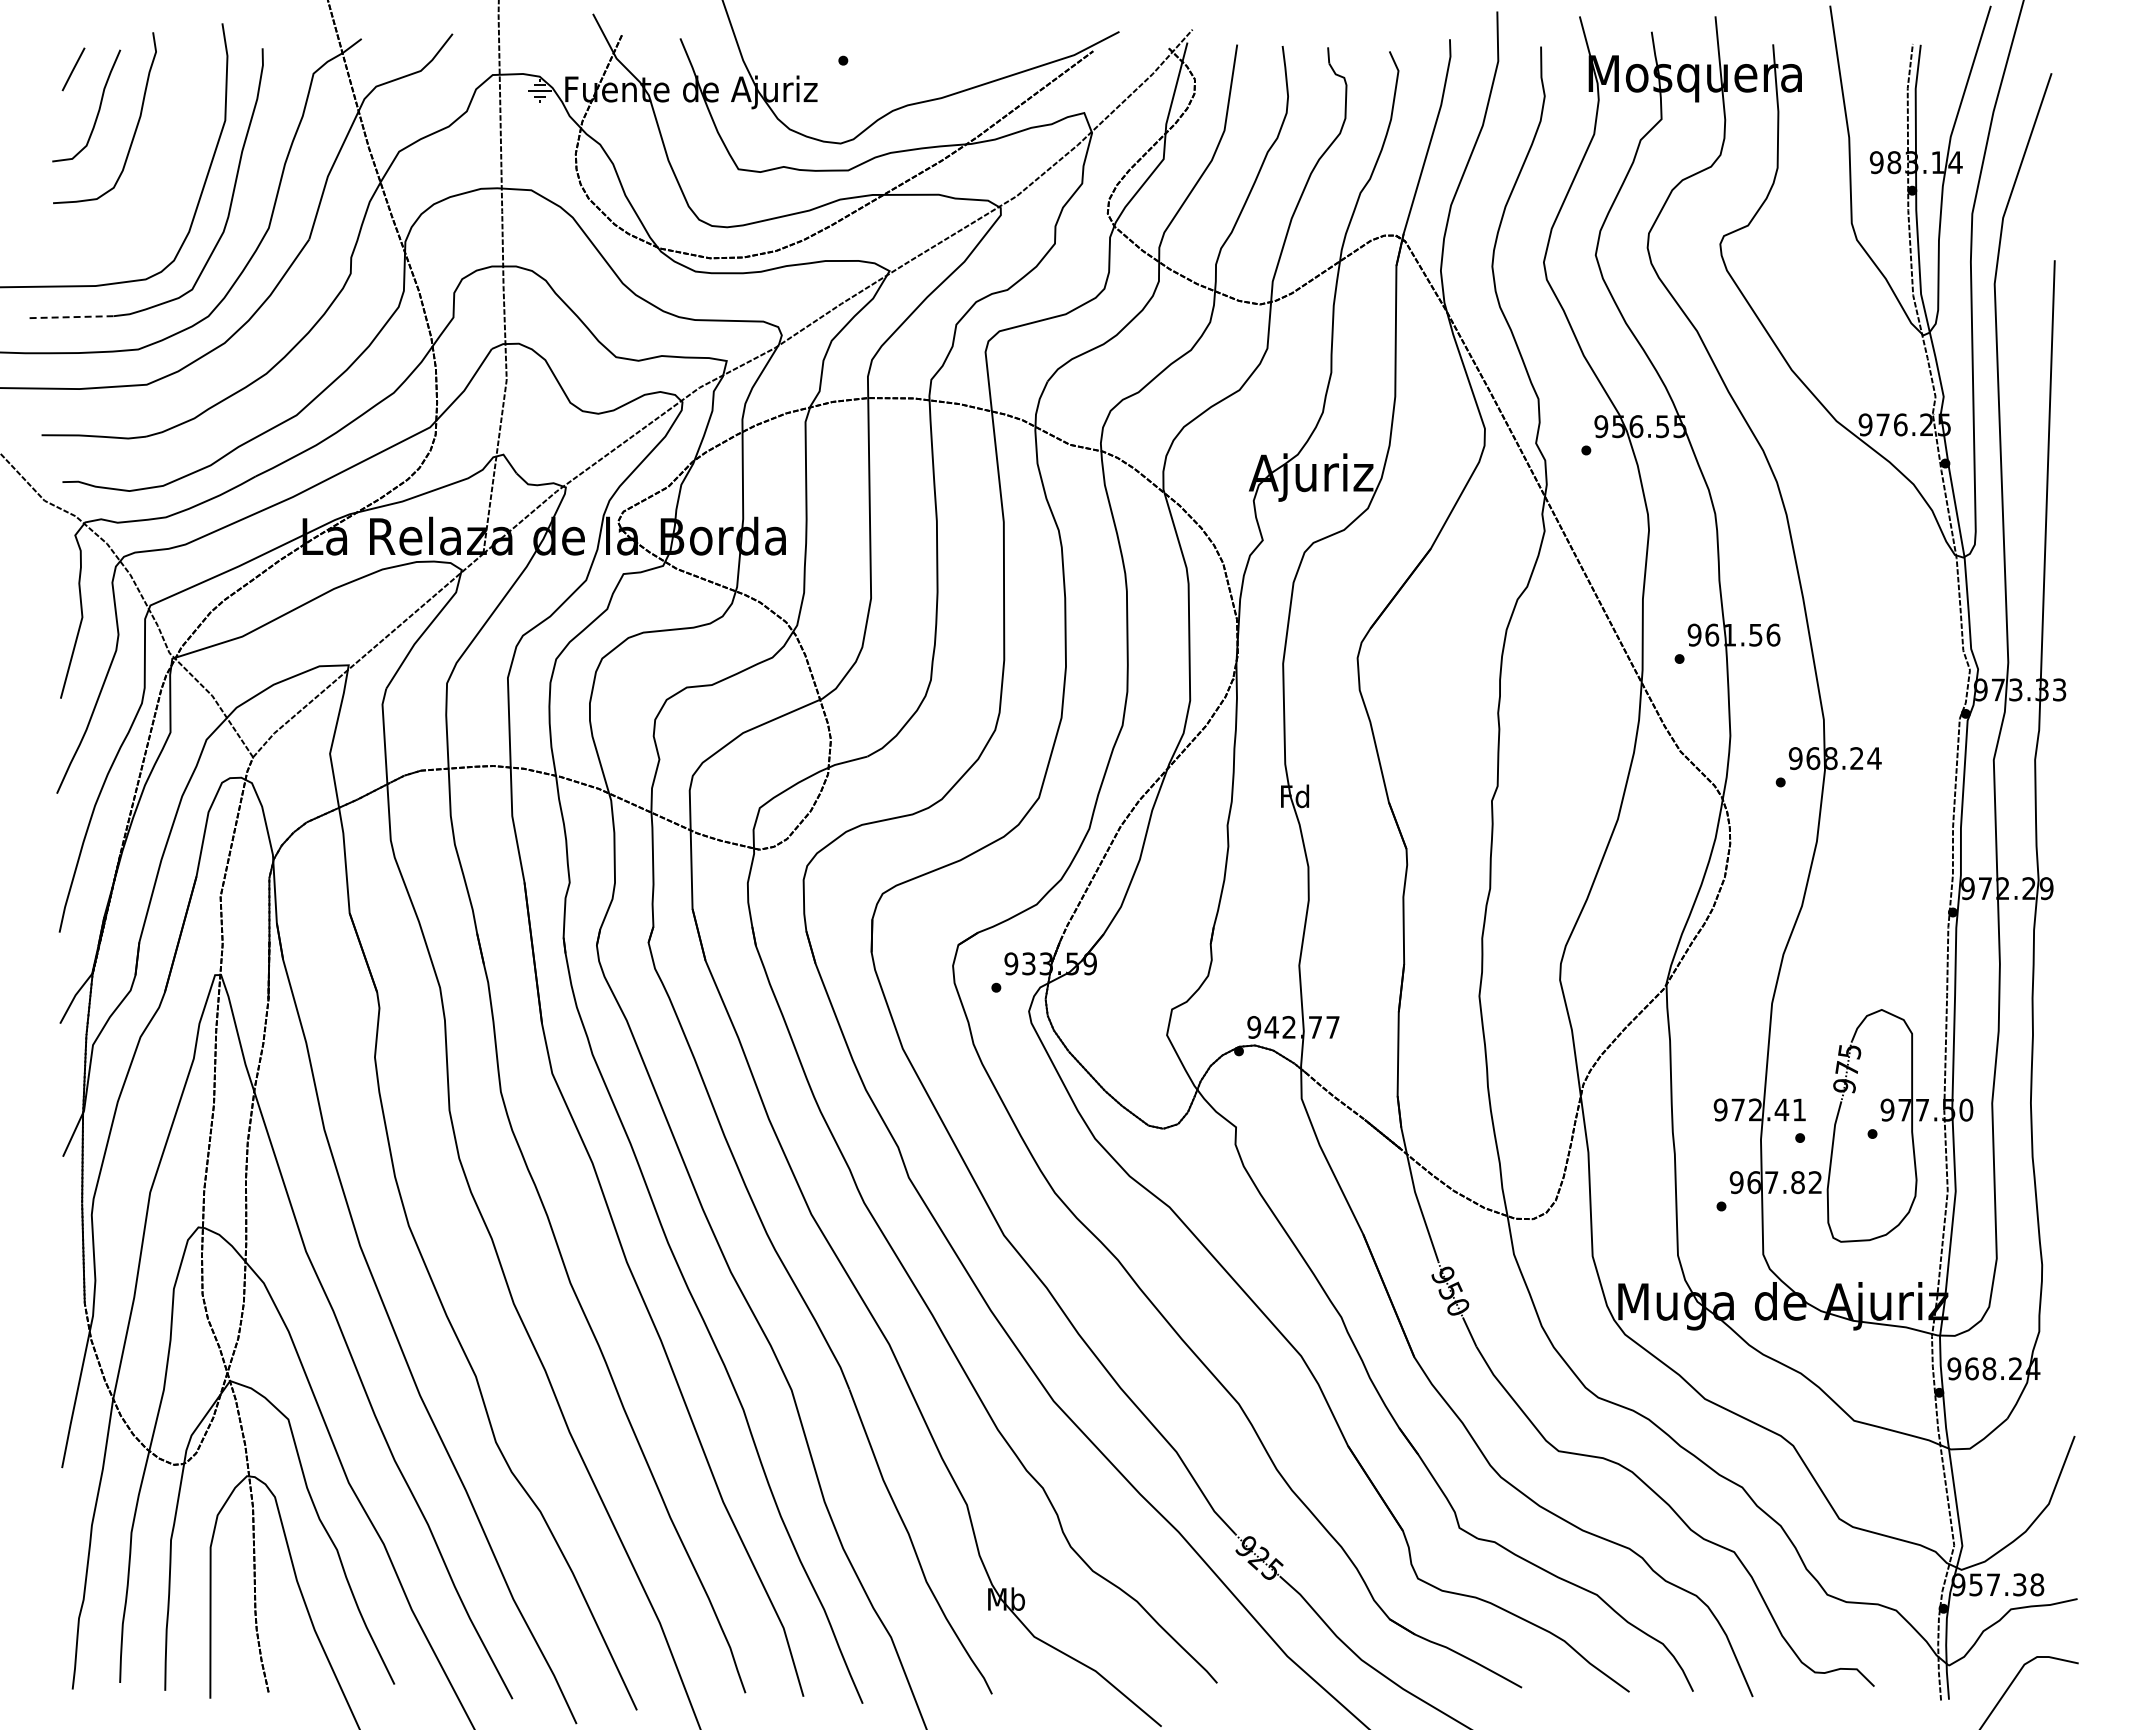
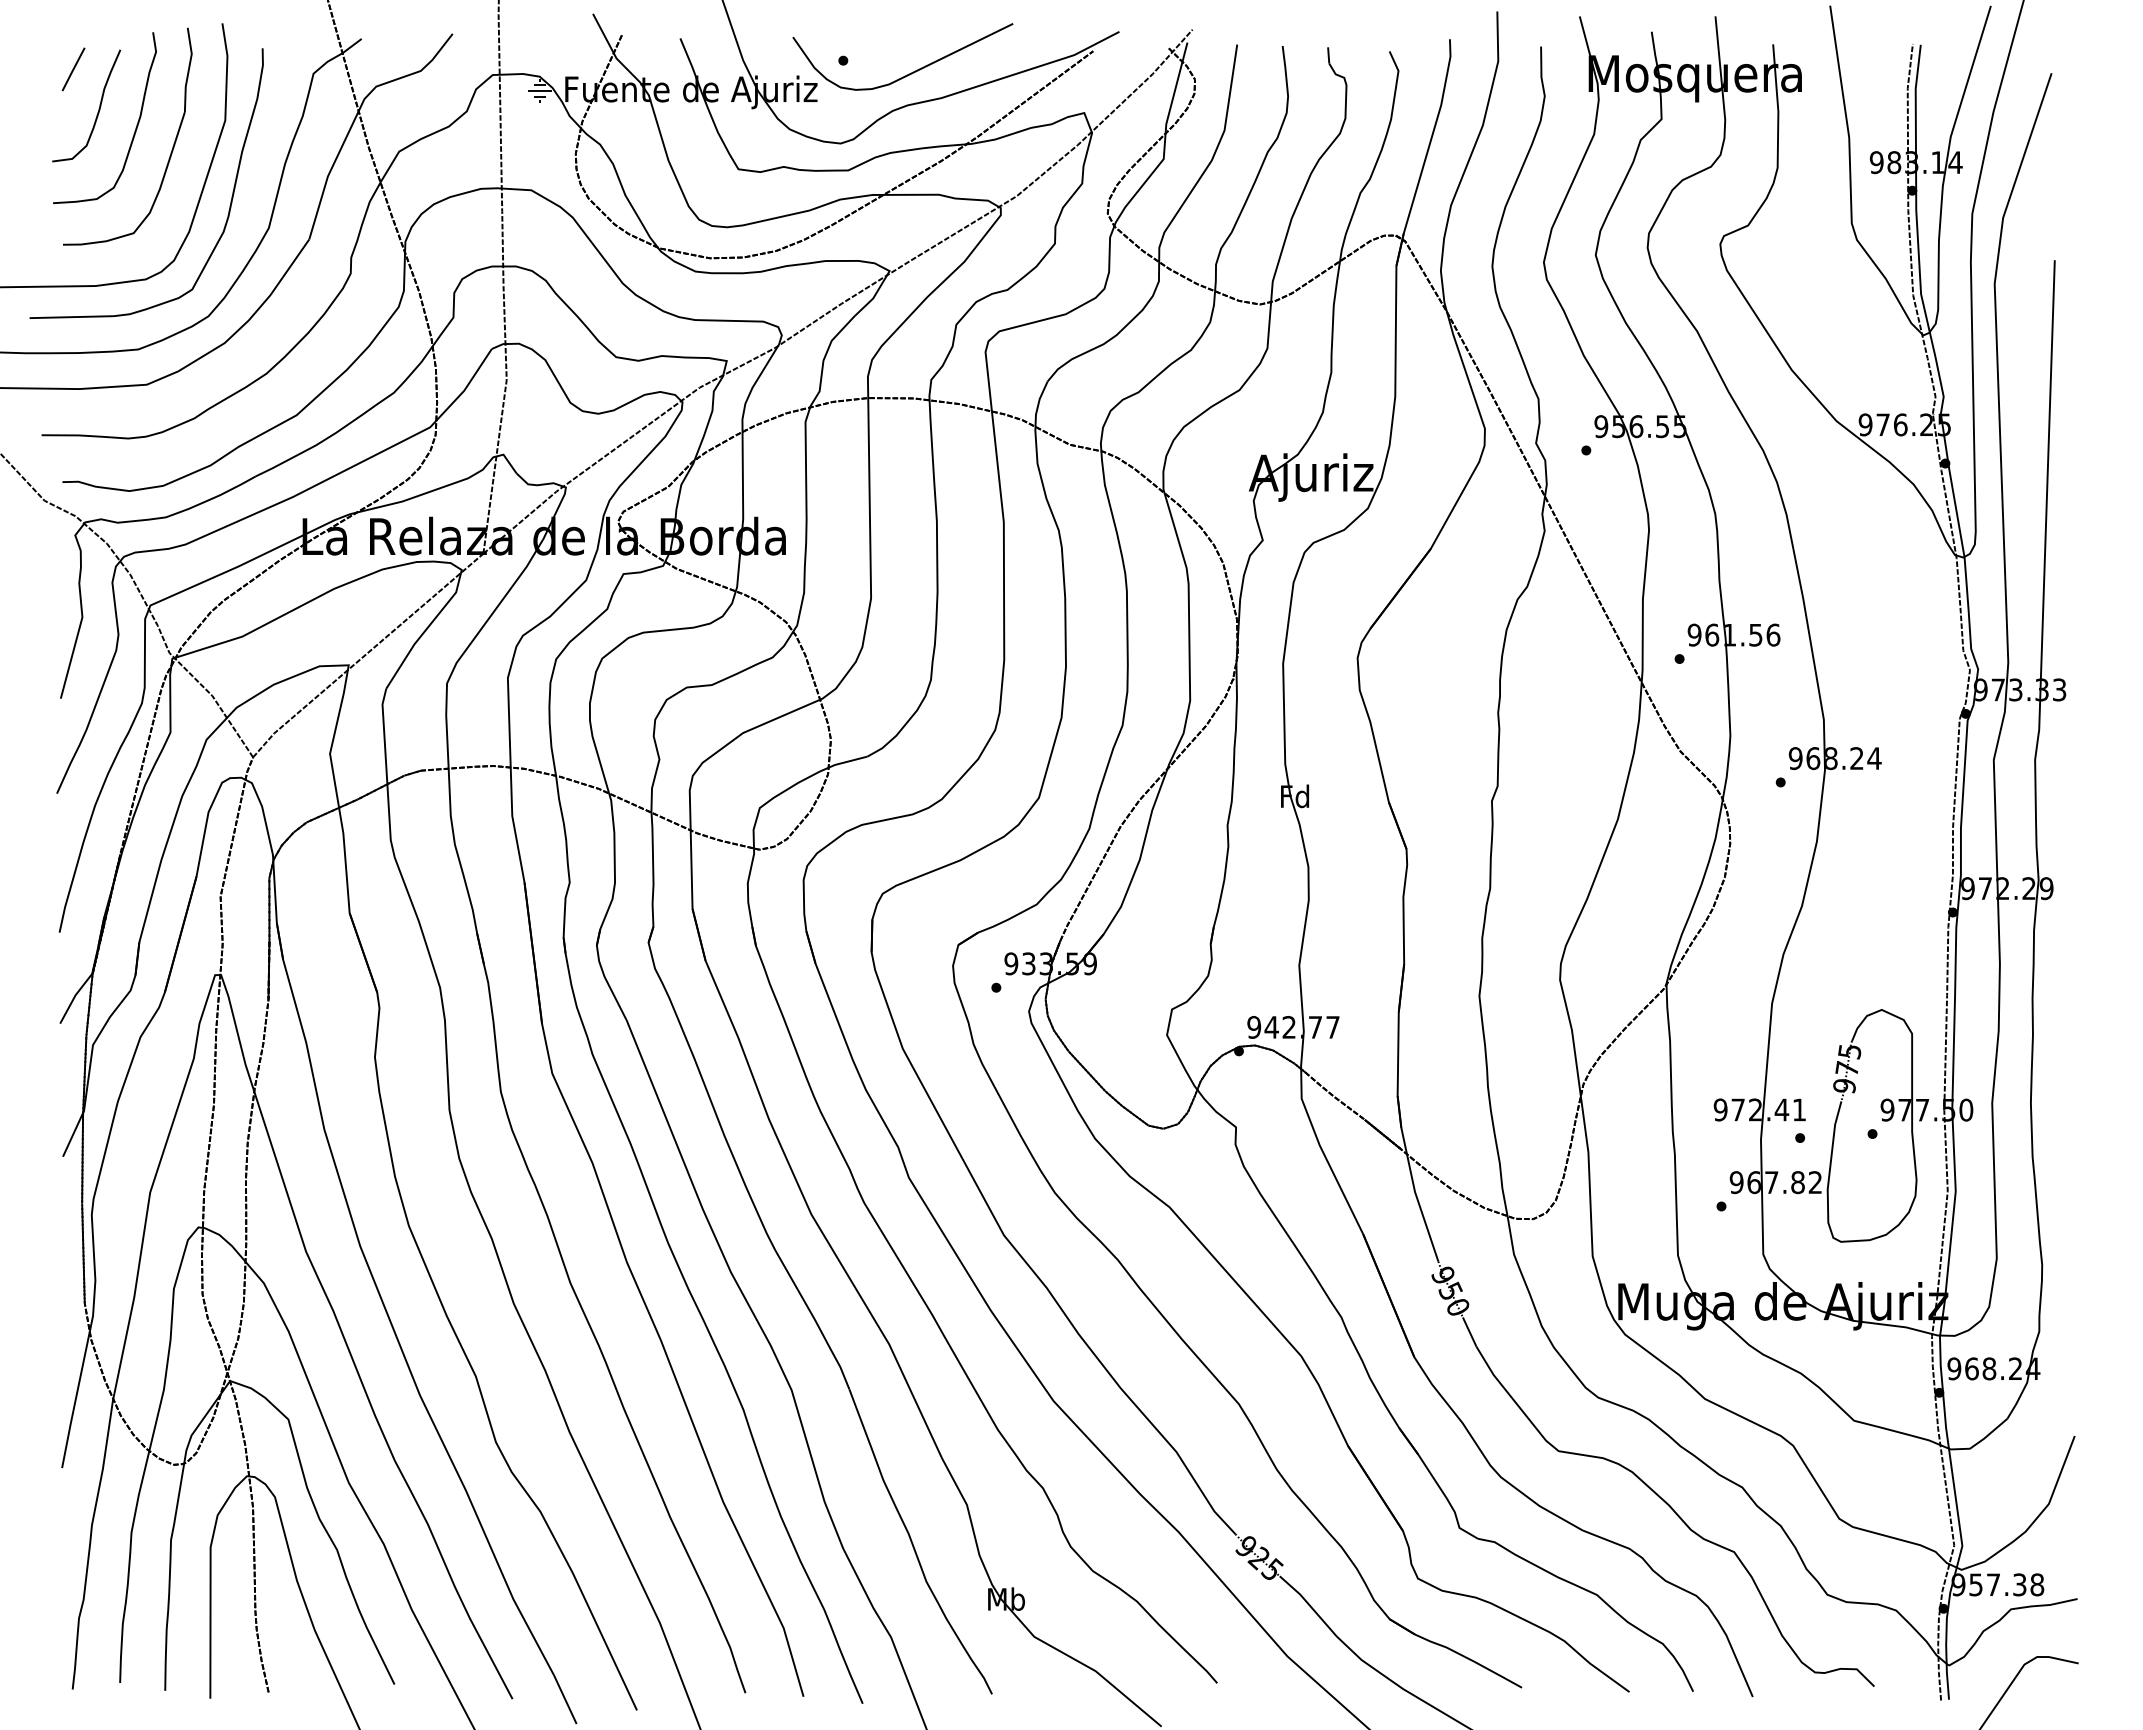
curve: none -> present (911, 72)
part: none -> present (171, 149)
line: dashed -> solid (72, 317)
